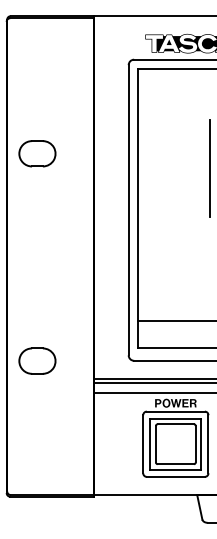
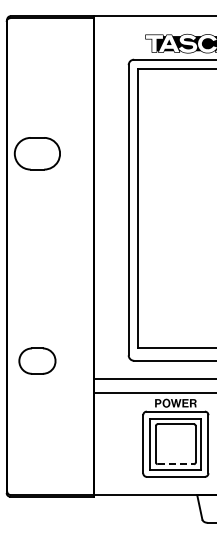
part size: 39x28 px -> 48x34 px (36, 153)
line: present -> none (209, 168)
line: present -> none (175, 320)
line: present -> none (154, 382)
line: solid -> dashed (176, 464)
